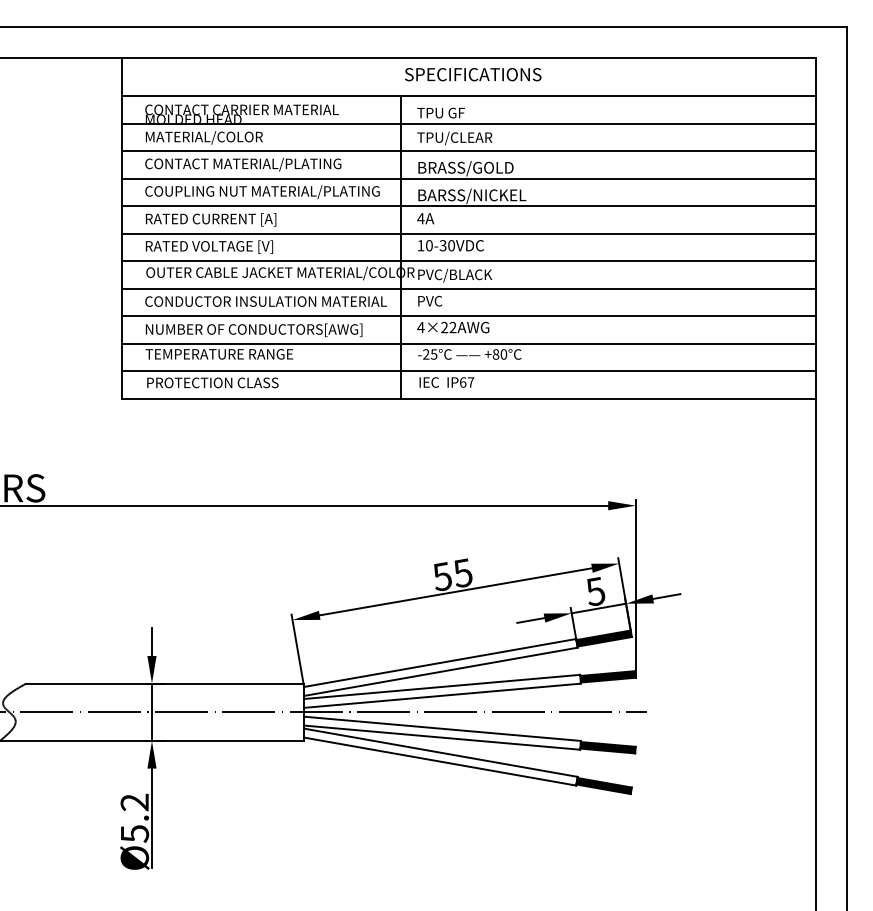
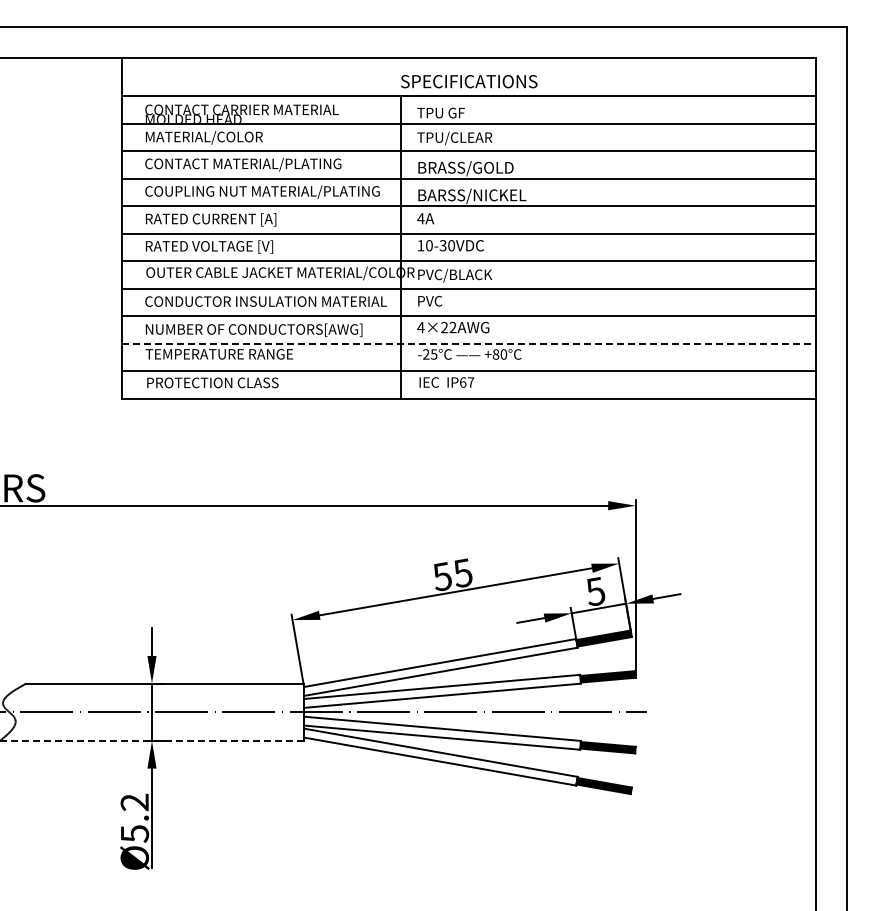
text position: (473, 74) -> (469, 81) (469, 81)
line: solid -> dashed (468, 343)
line: solid -> dashed (152, 740)
